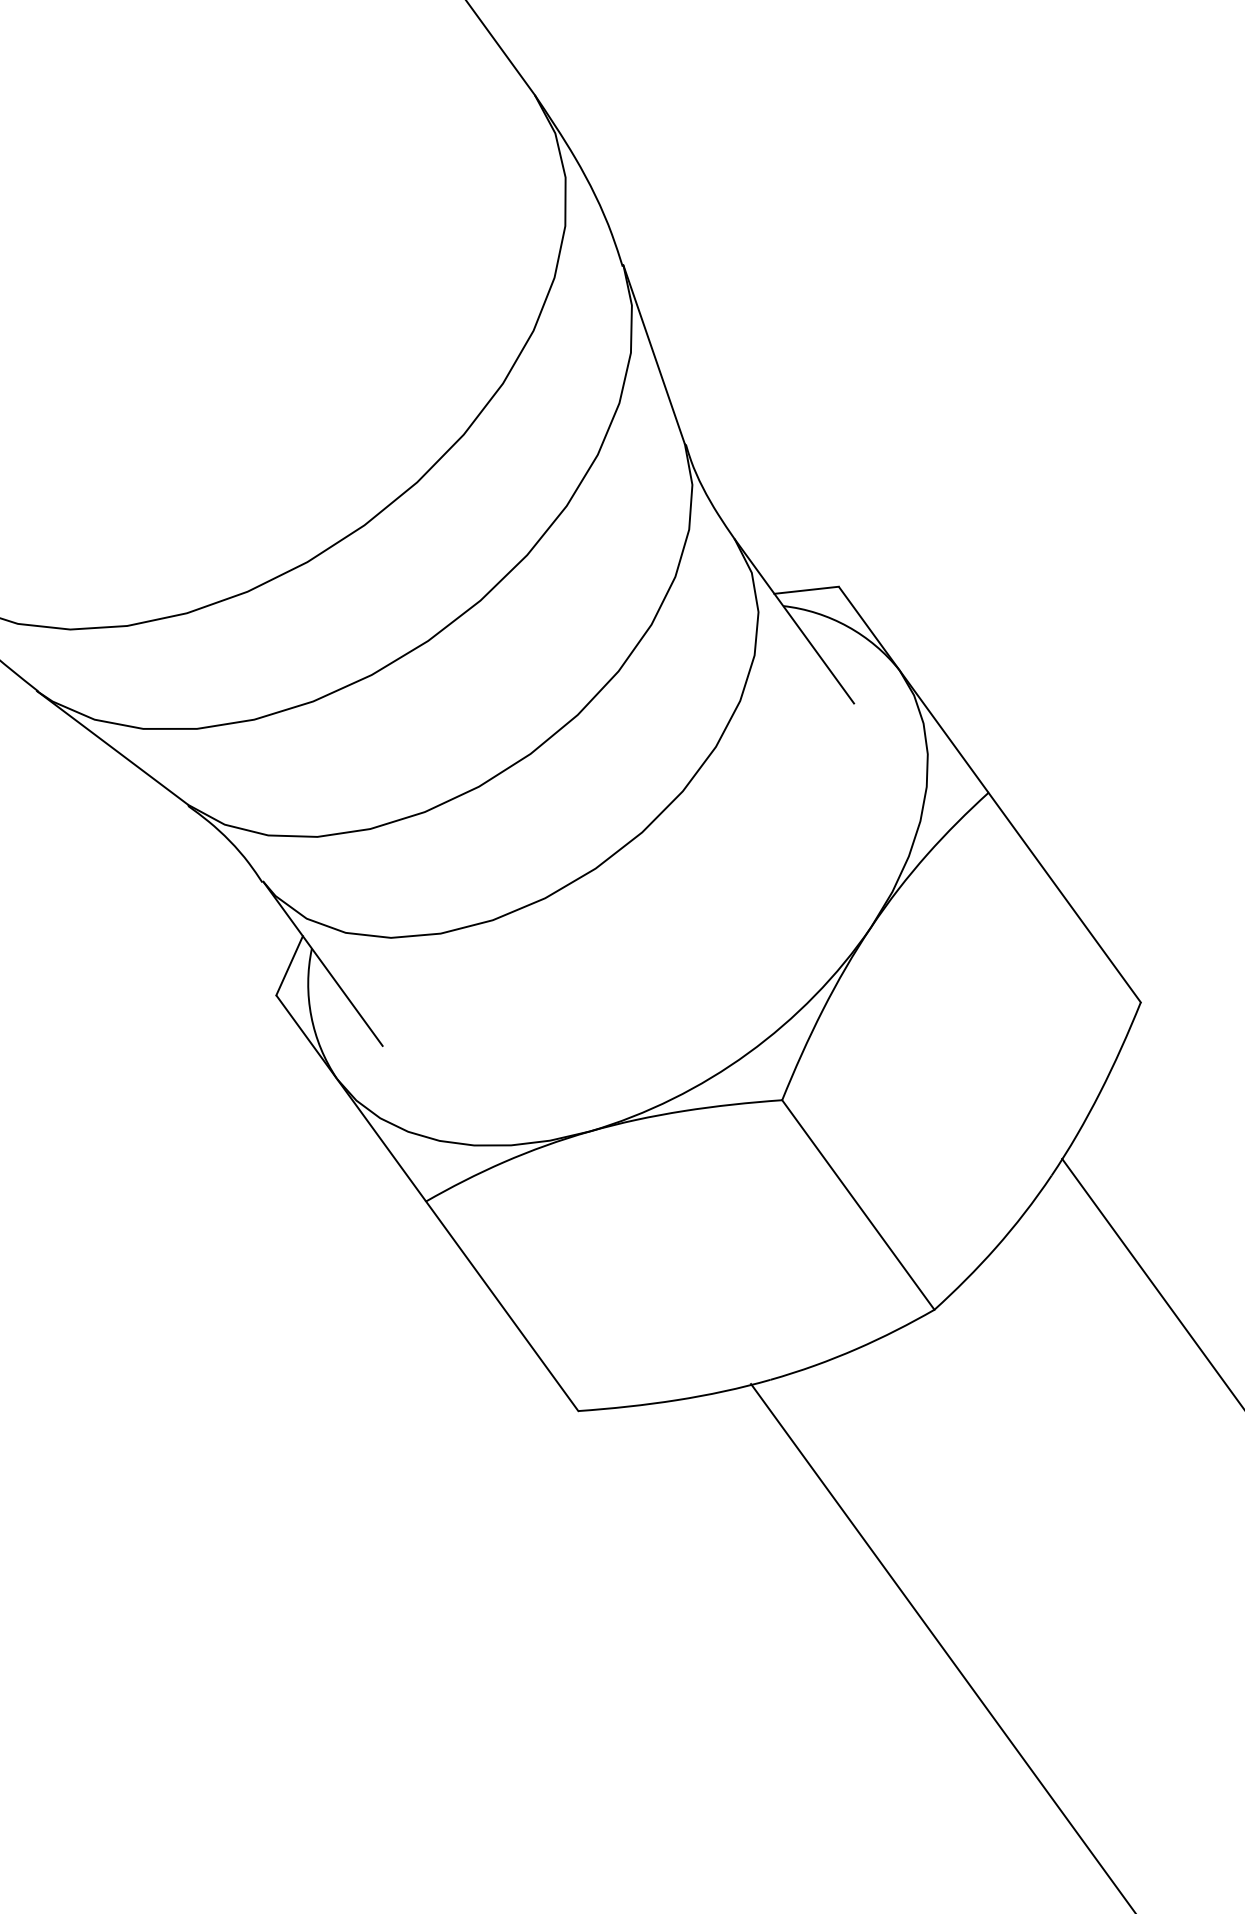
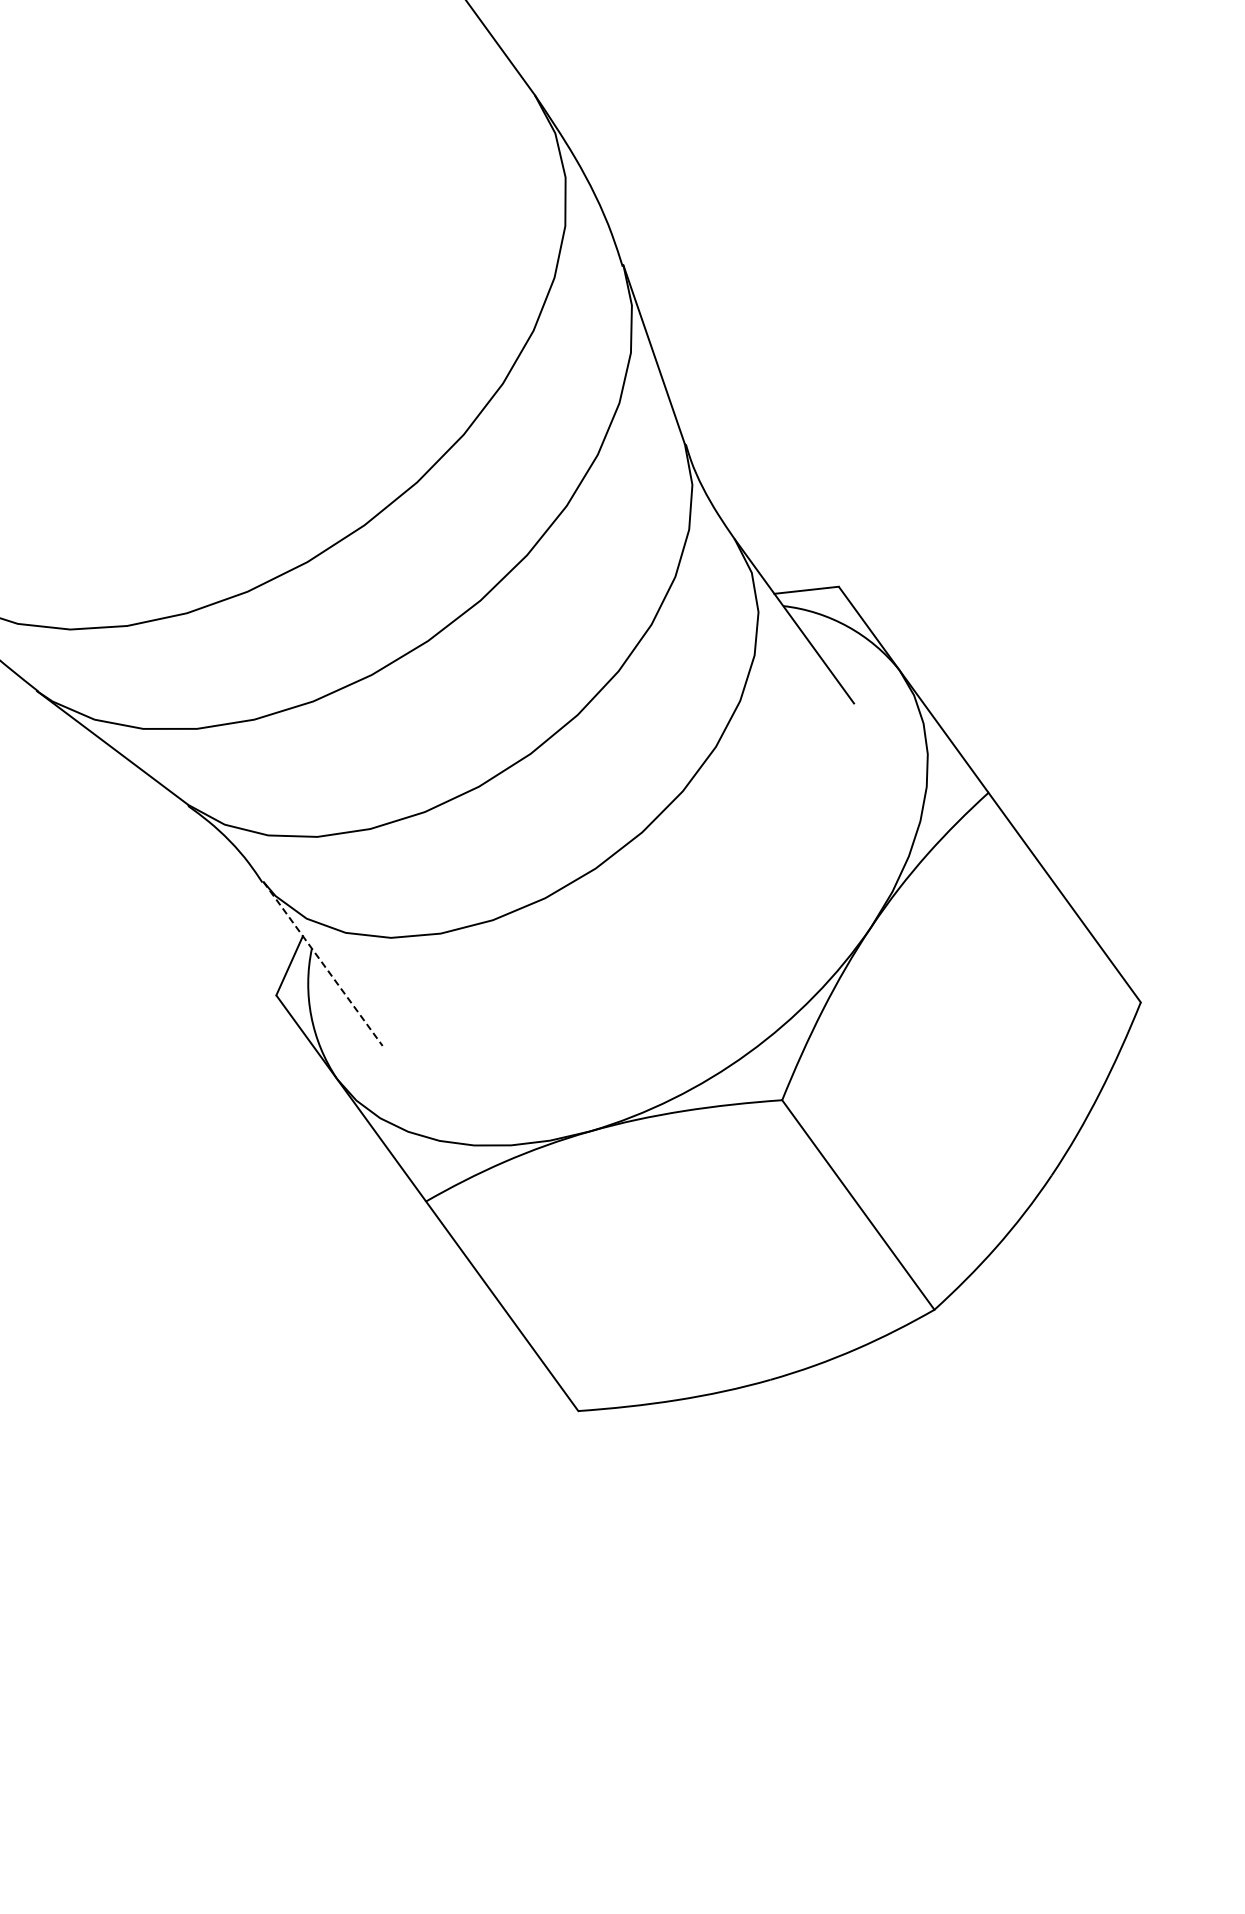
line: solid -> dashed (323, 964)
line: present -> none (1151, 1281)
line: present -> none (942, 1647)
